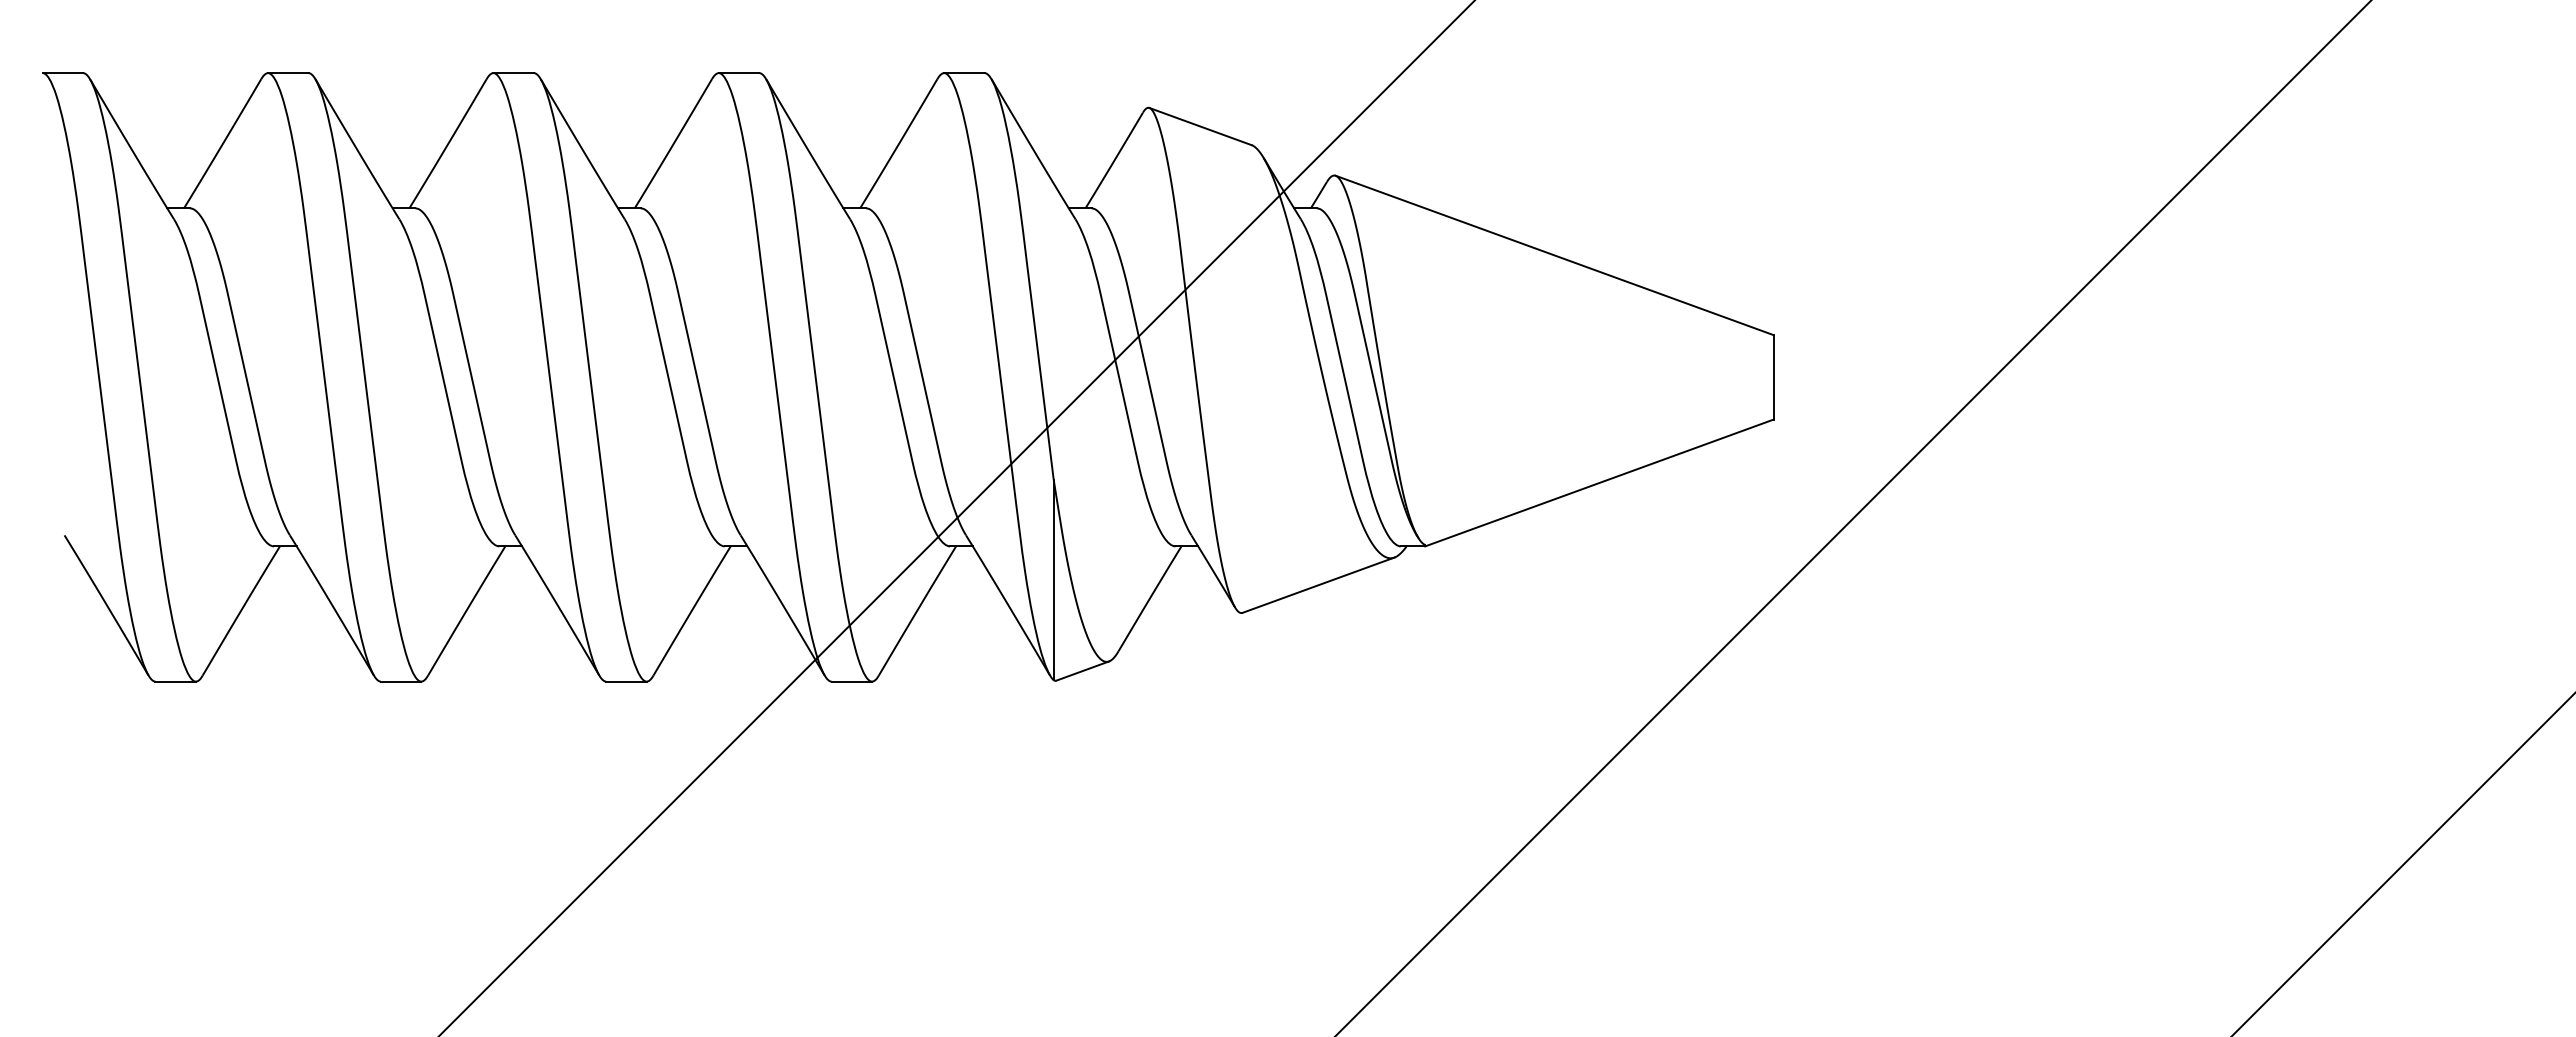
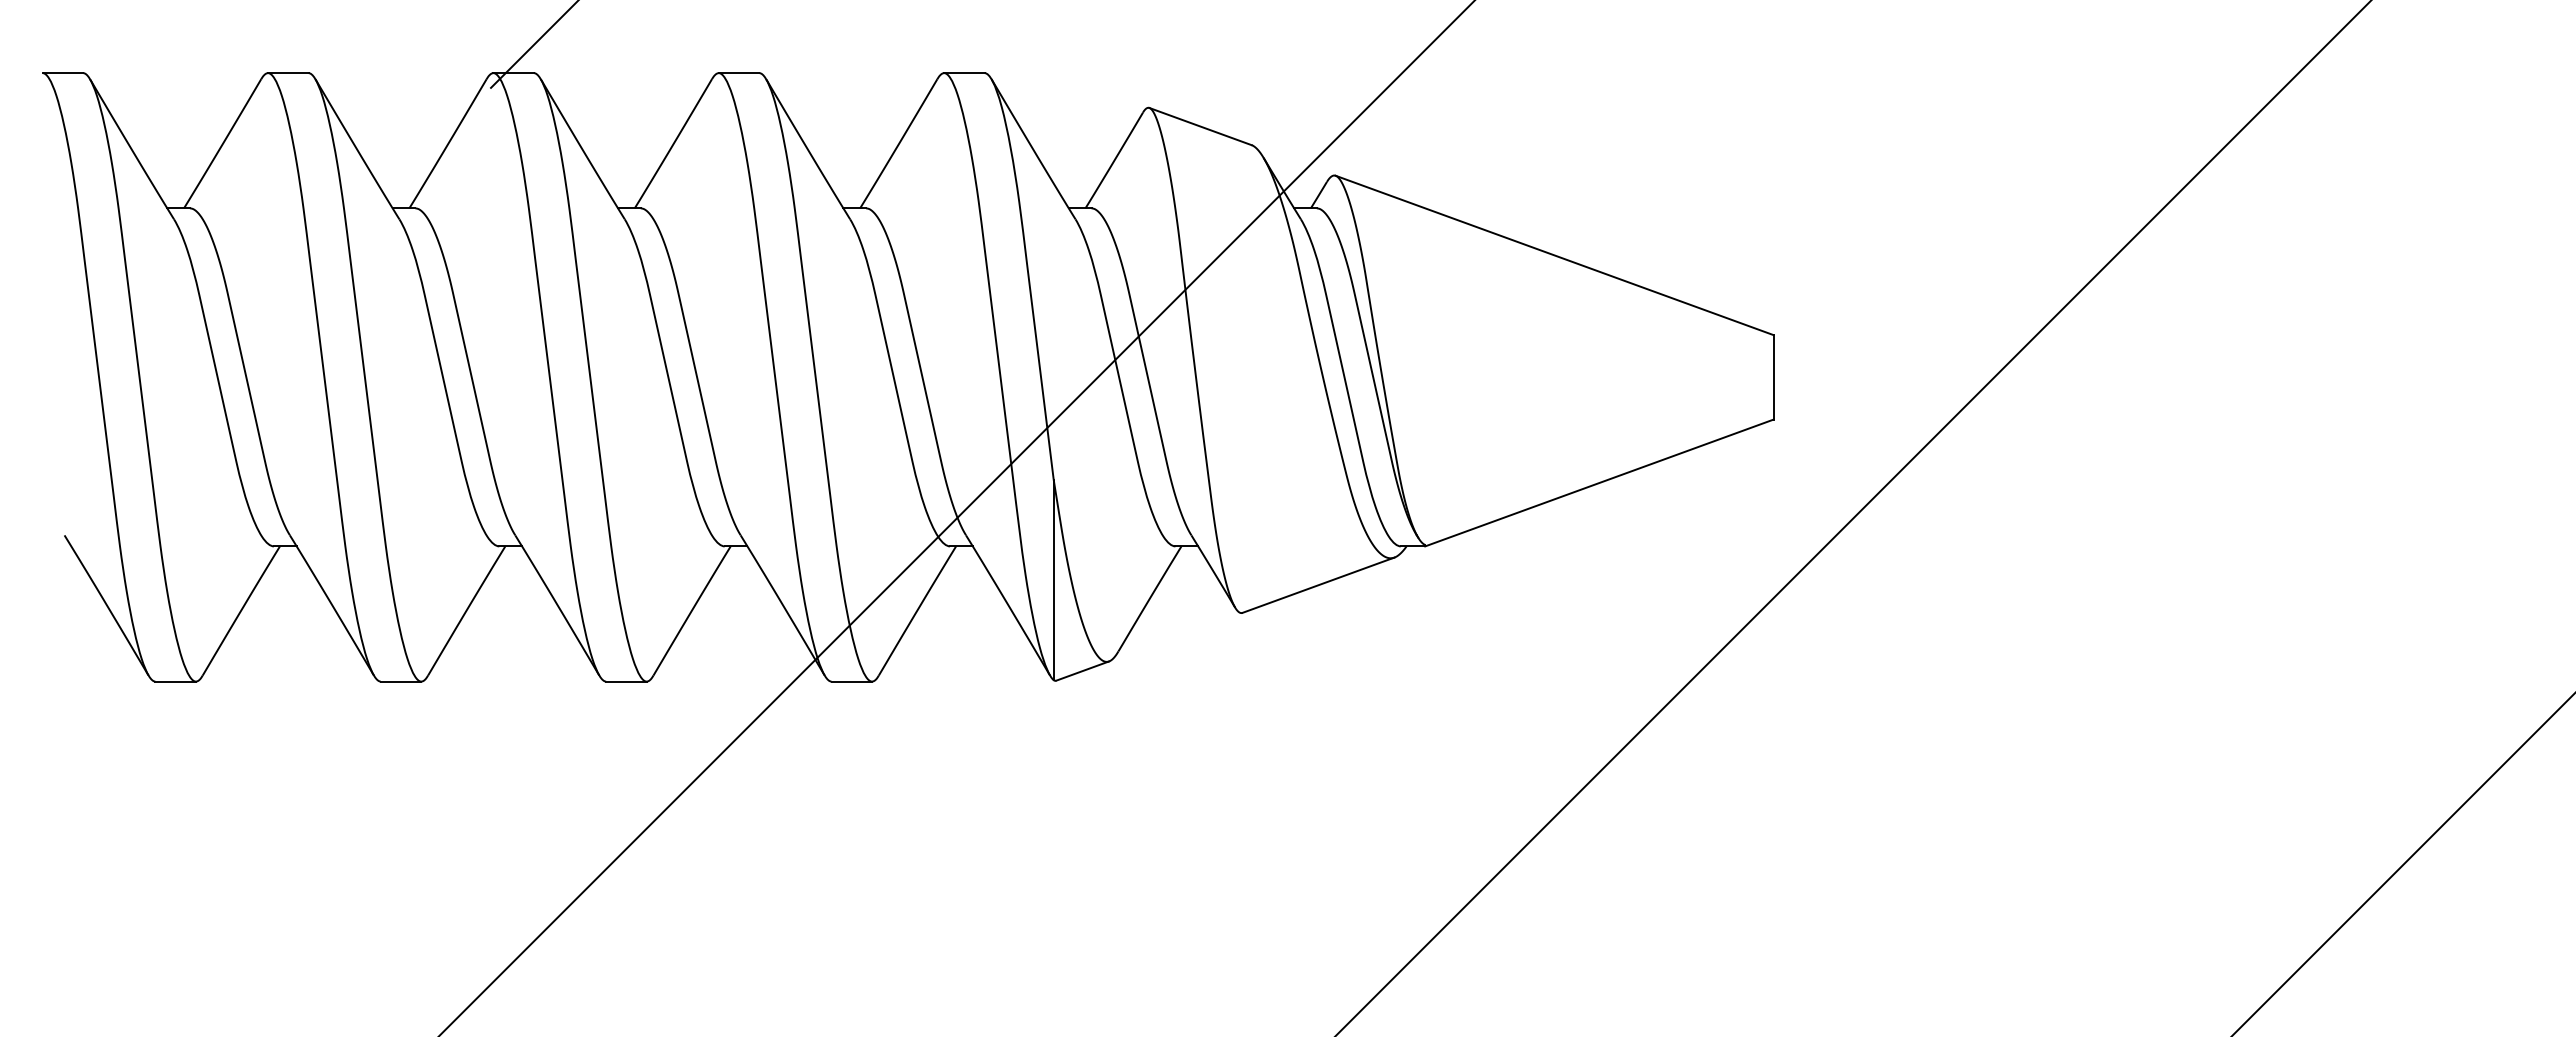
line: none -> present (533, 44)
